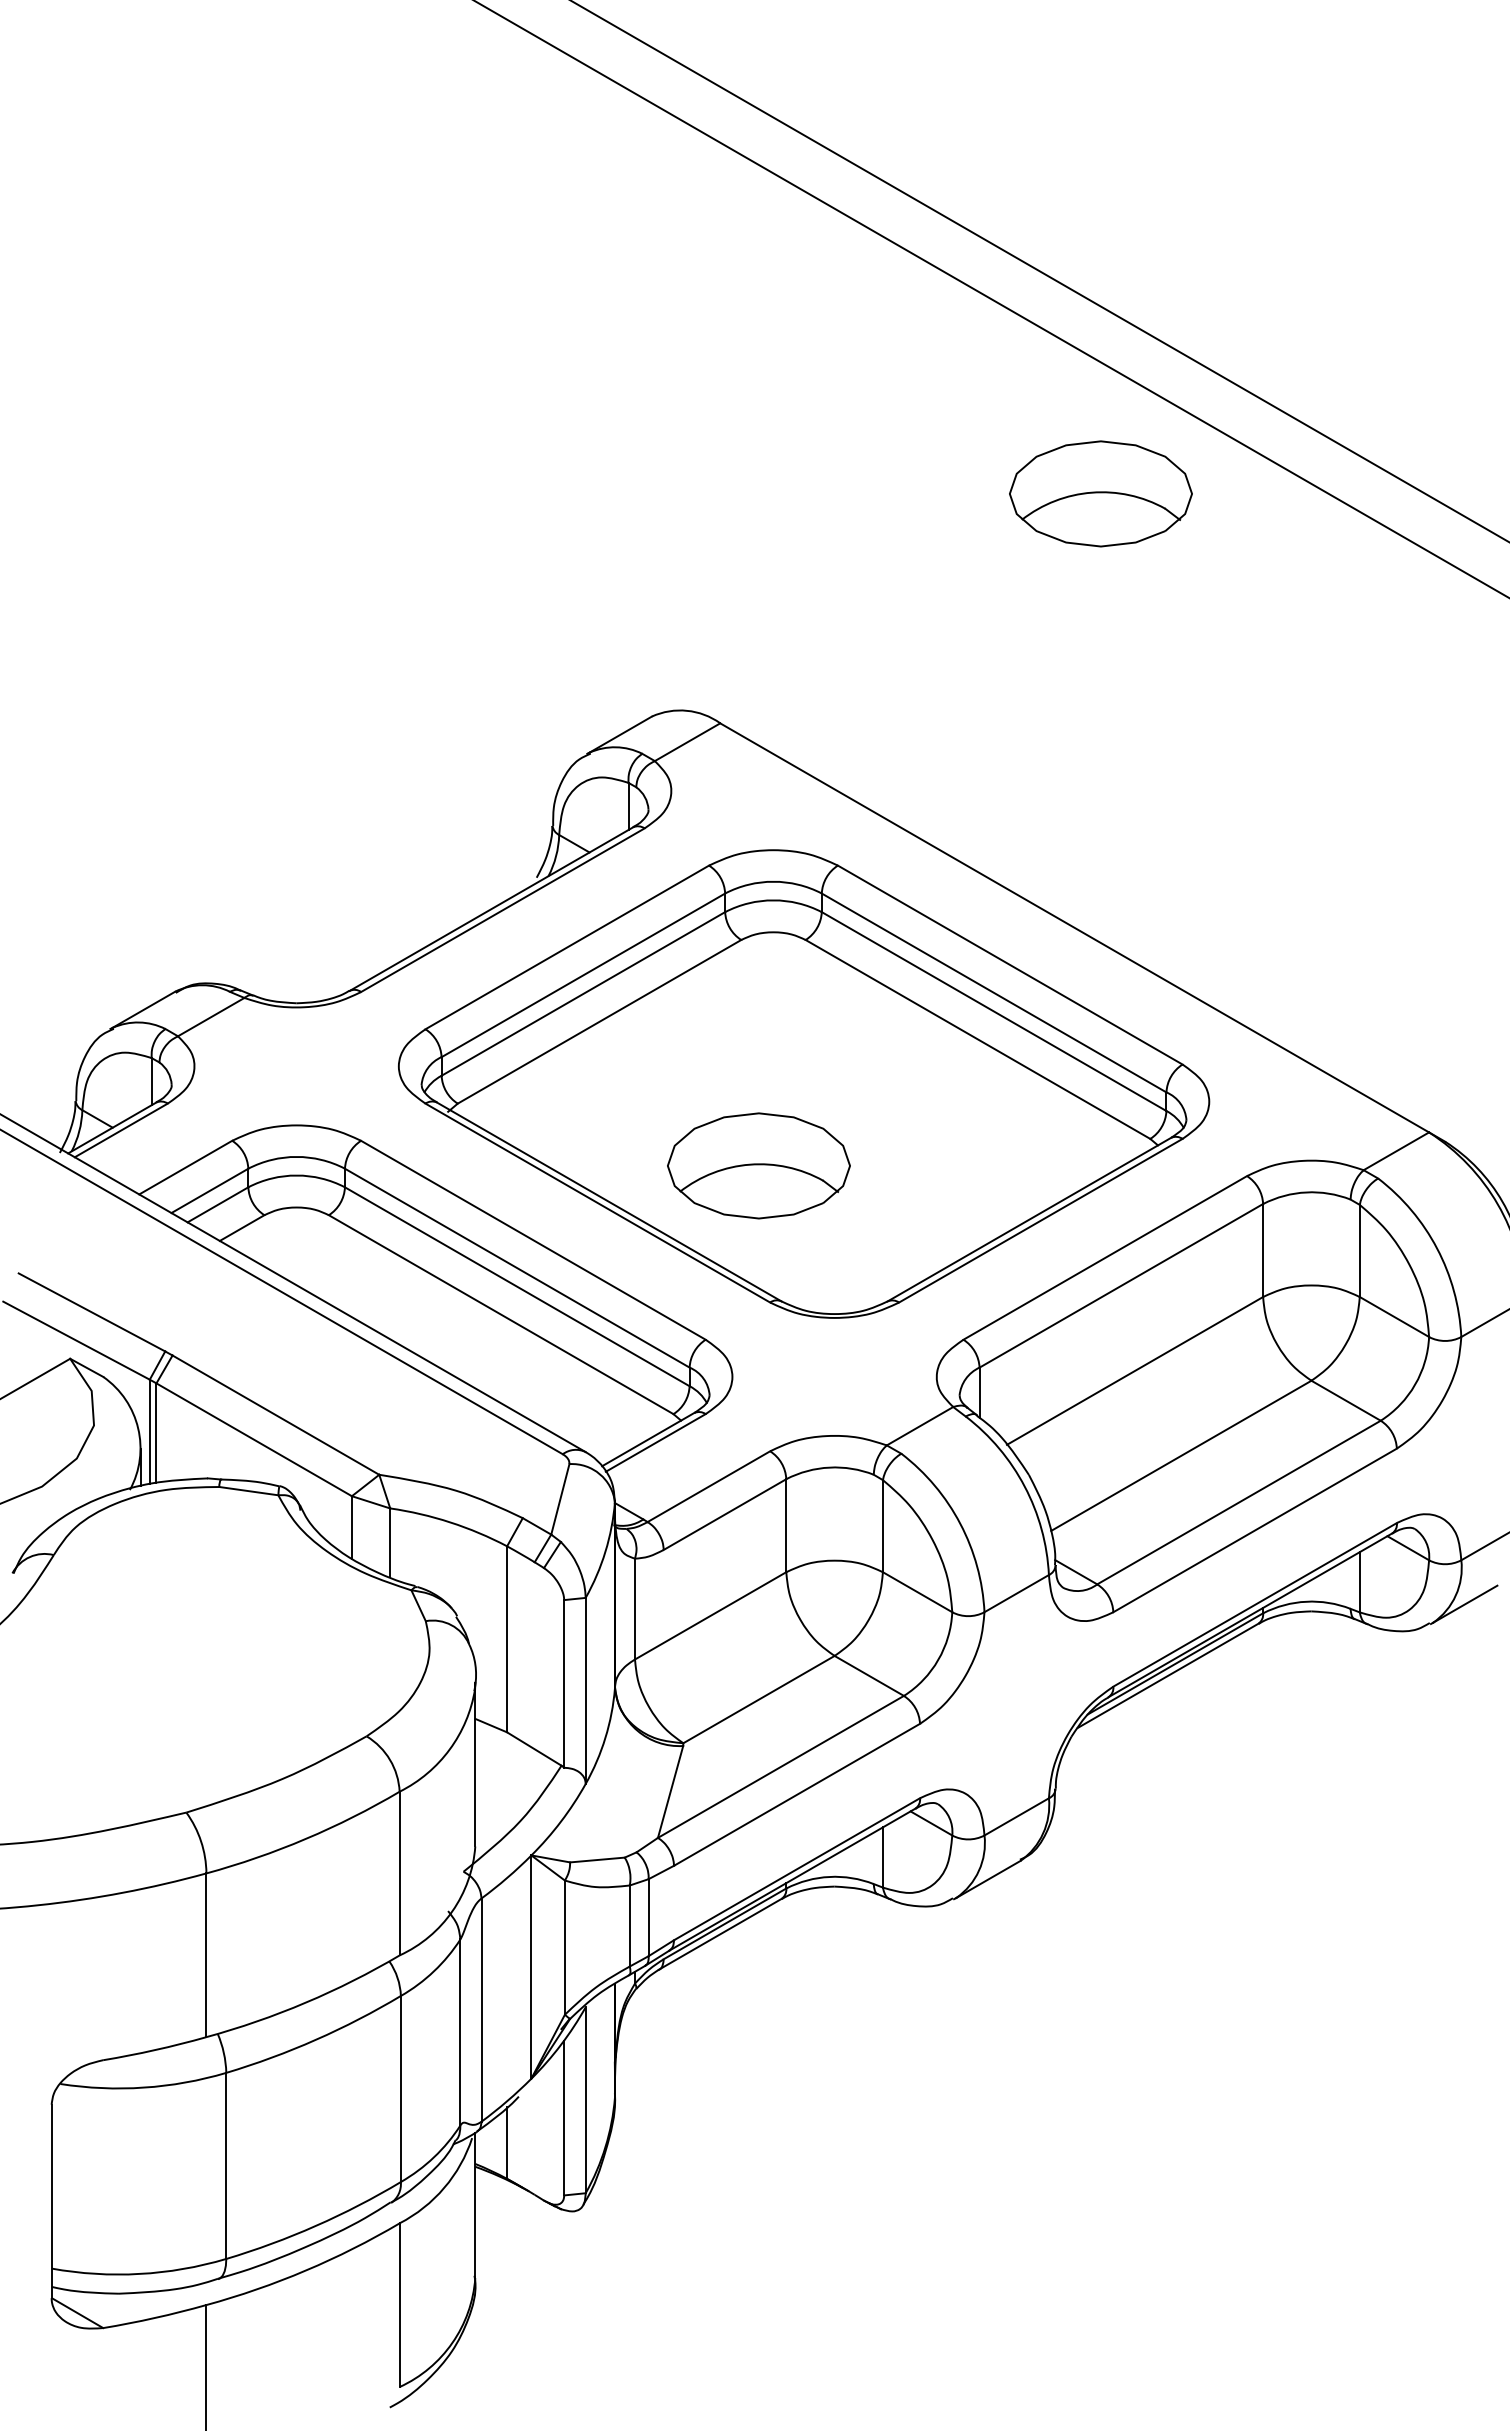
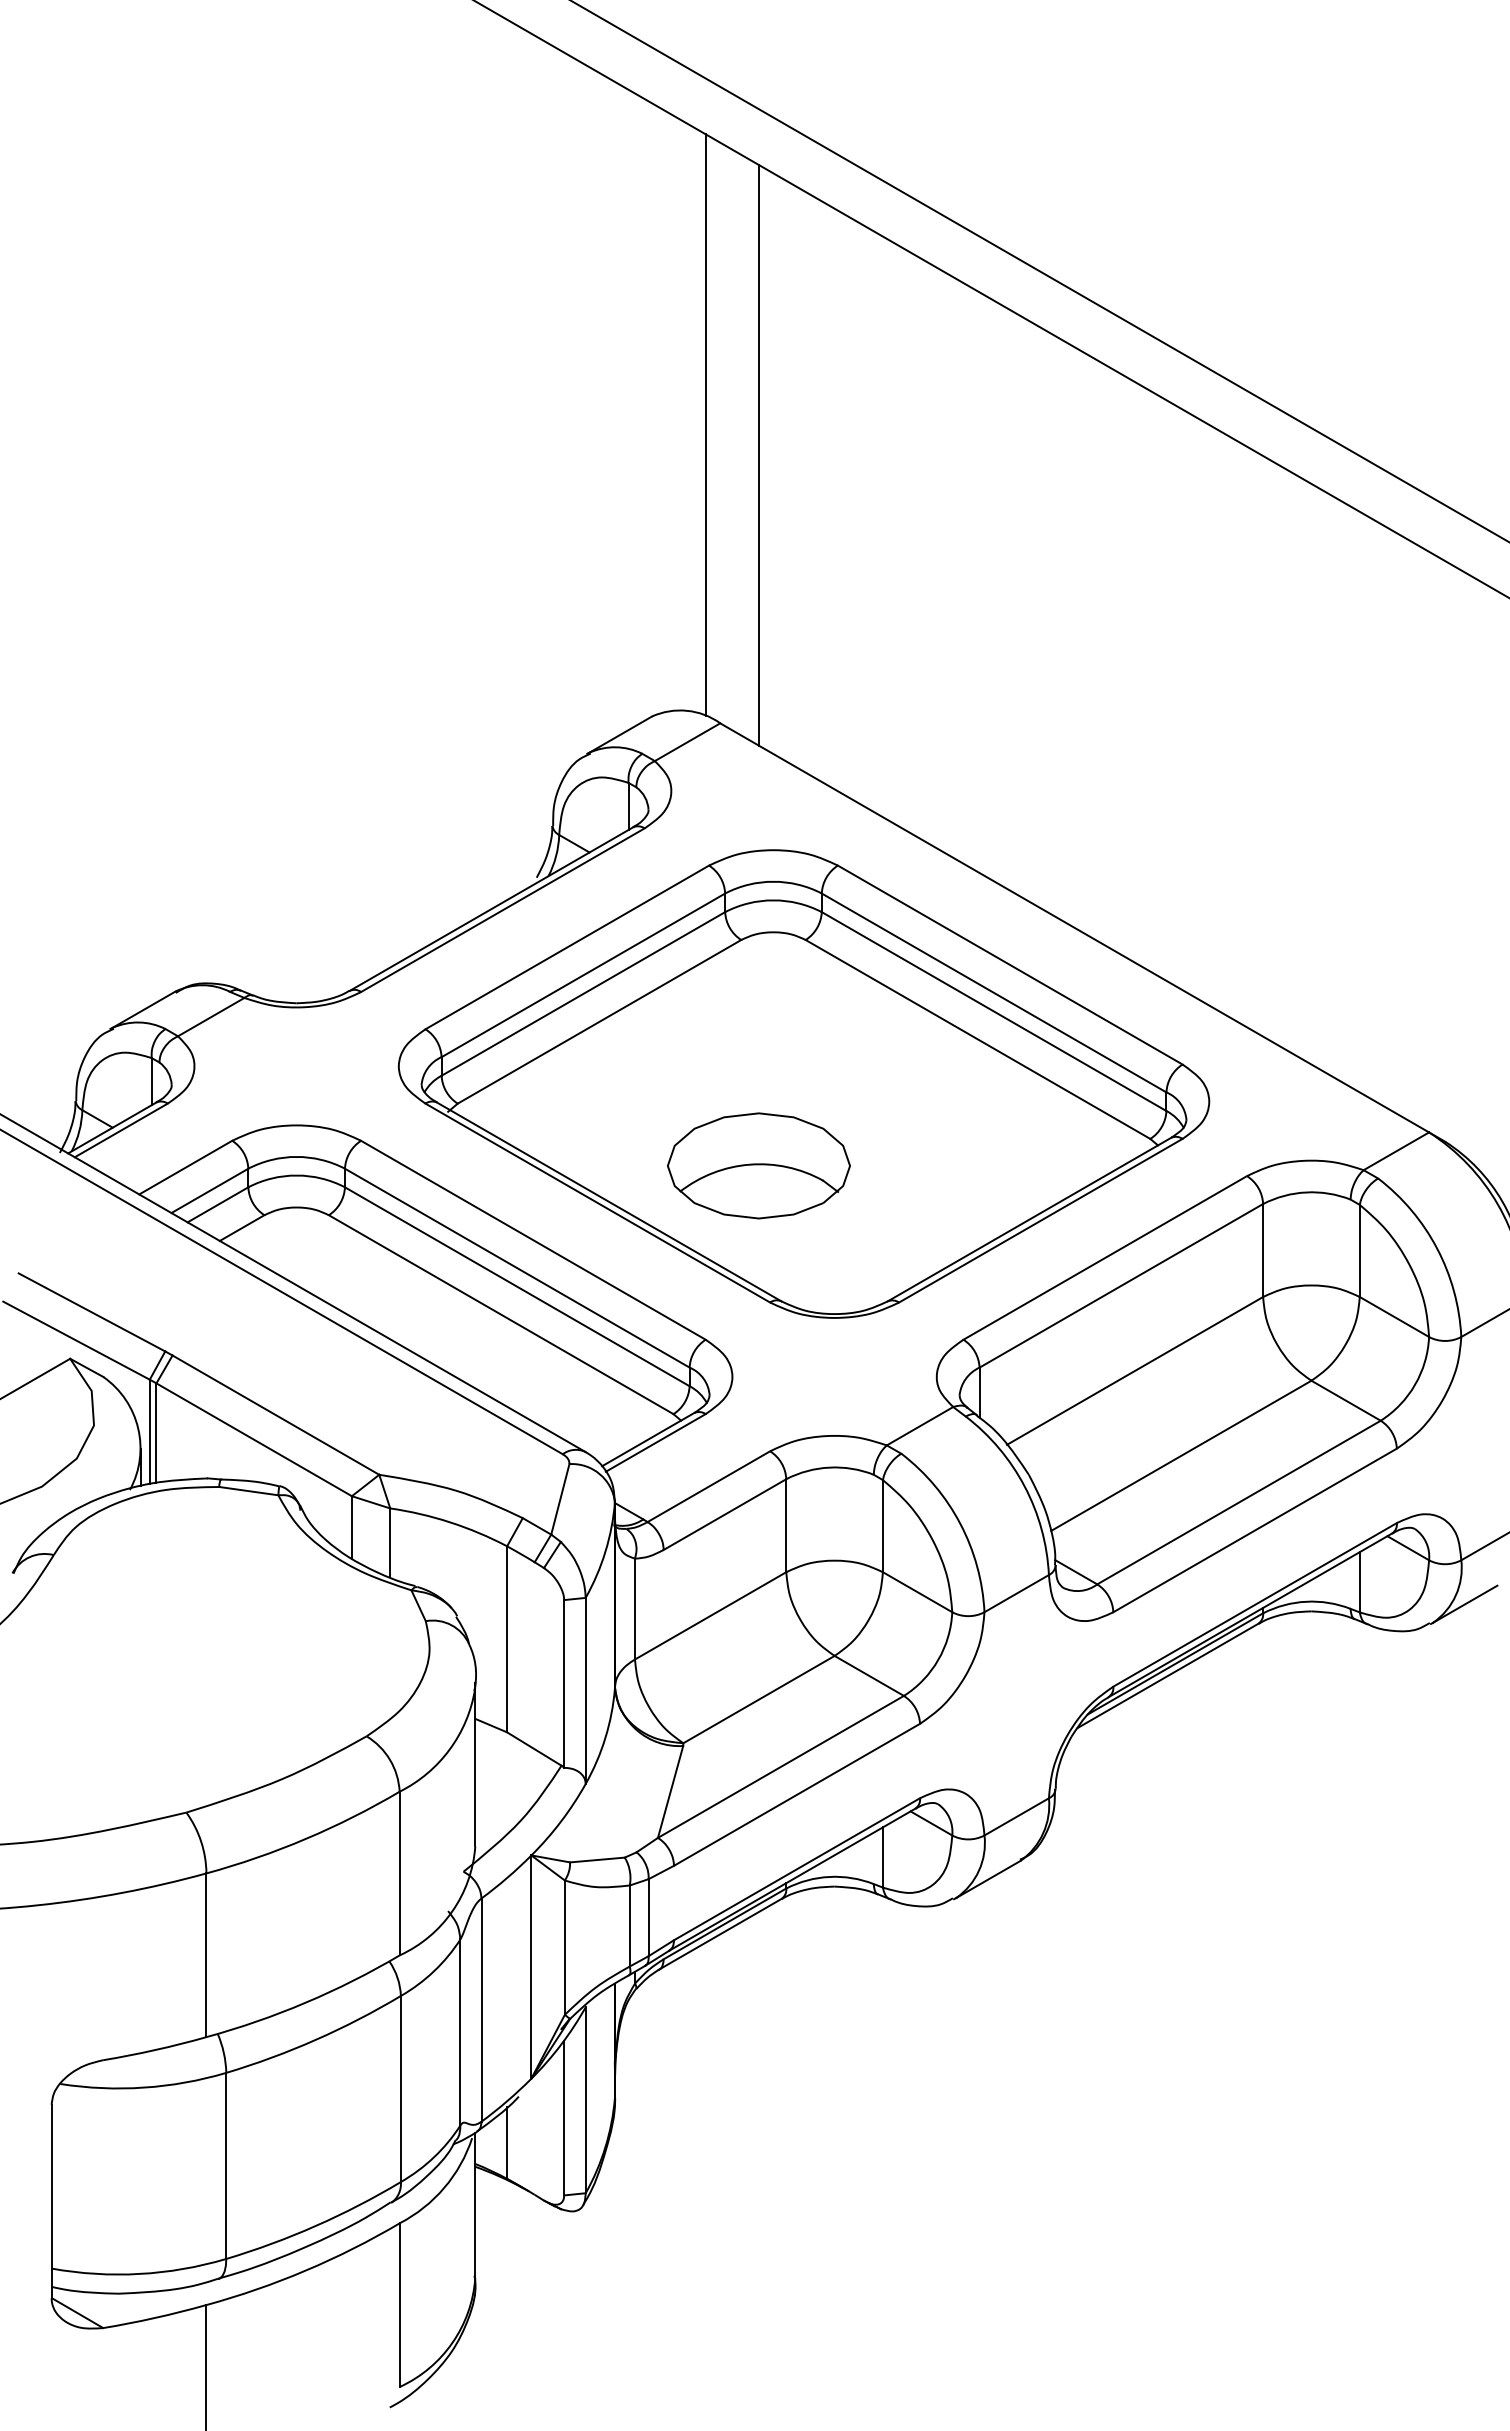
line: none -> present (705, 425)
line: none -> present (758, 455)
part: present -> none (1100, 493)
